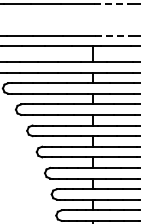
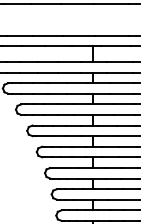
line: dashed -> solid (111, 4)
line: dashed -> solid (112, 35)
